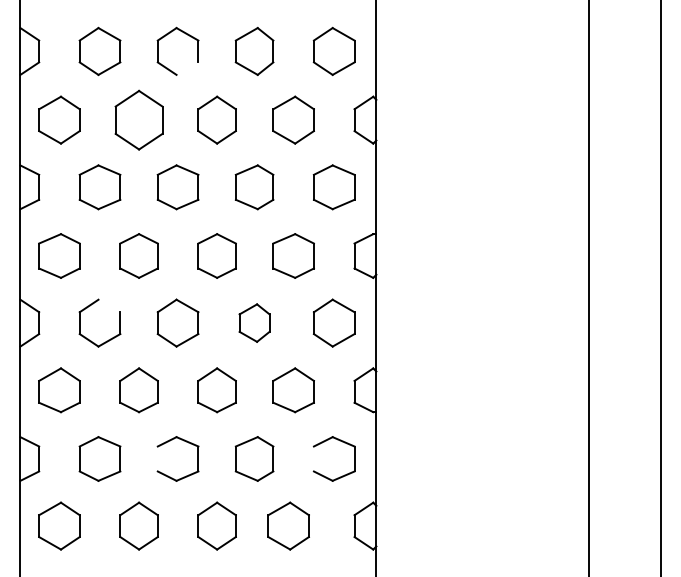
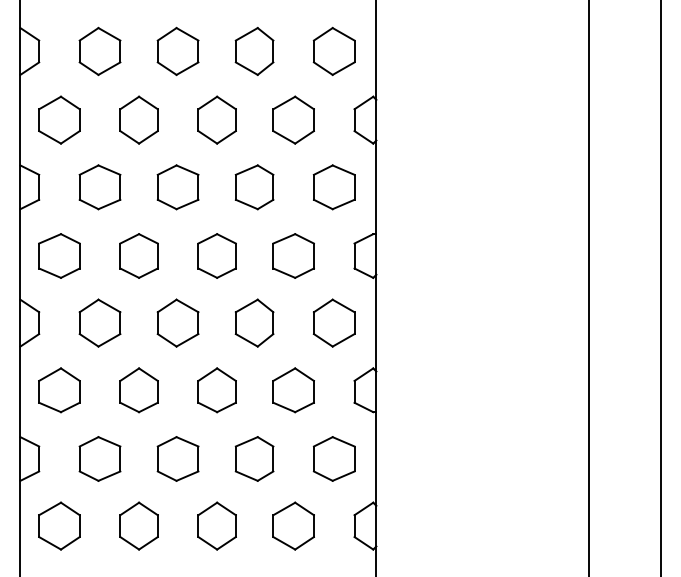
line: none -> present (187, 68)
part size: 50x62 px -> 40x50 px (138, 119)
line: none -> present (109, 305)
part size: 33x40 px -> 41x50 px (254, 322)
line: none -> present (157, 458)
line: none -> present (313, 458)
part position: (288, 525) -> (293, 525) (293, 525)
